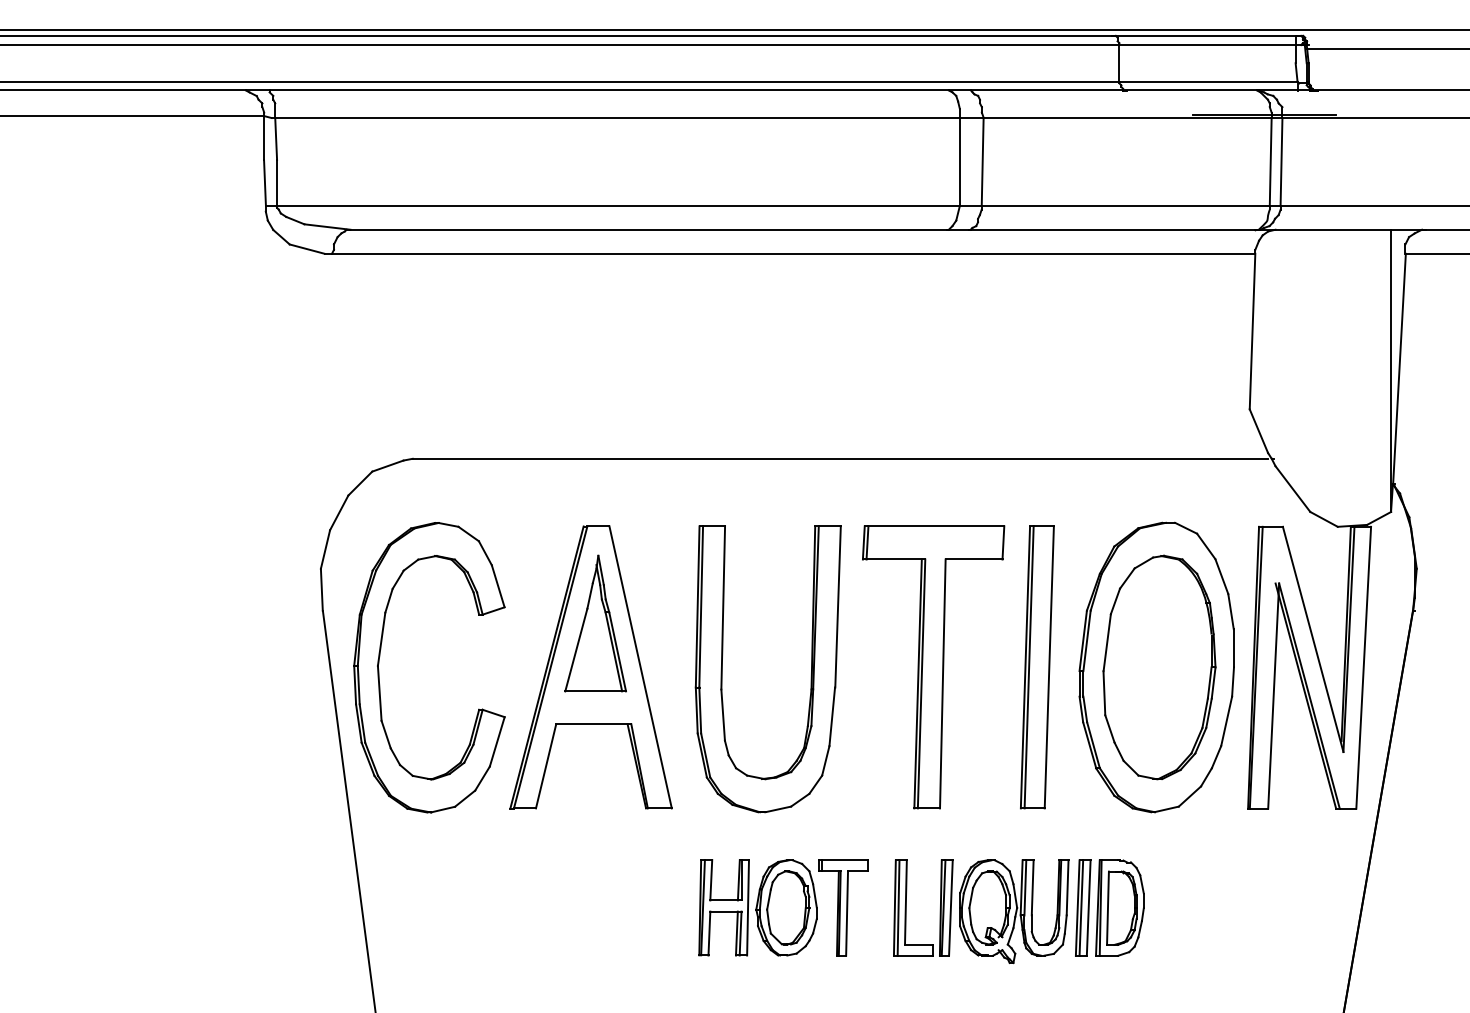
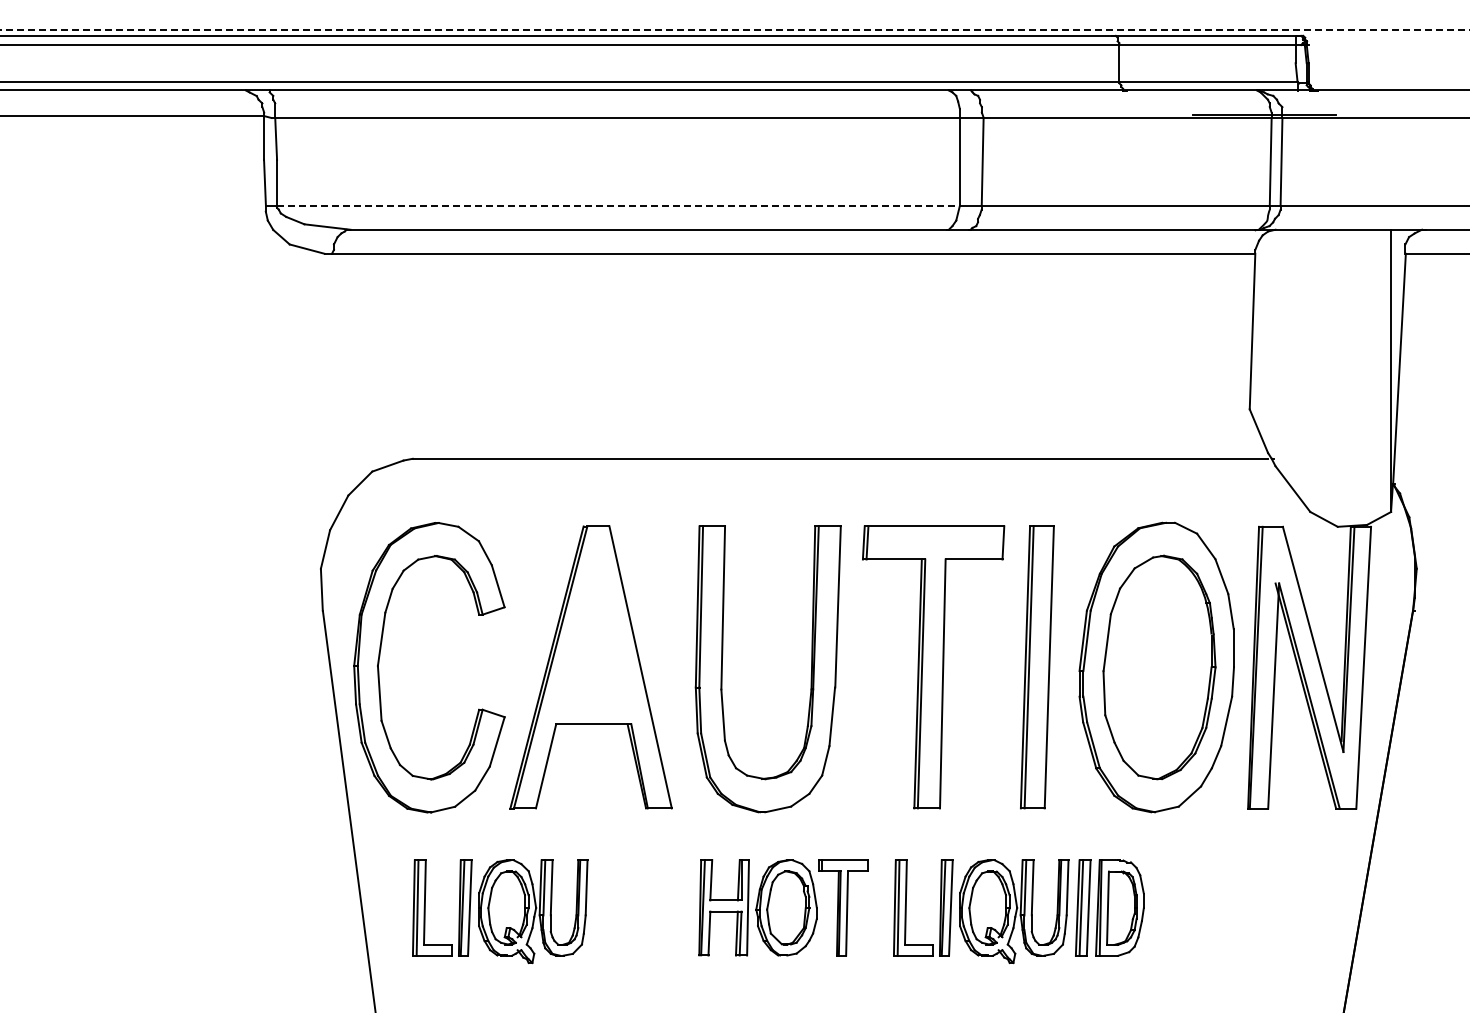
line: solid -> dashed (735, 30)
line: present -> none (1386, 48)
line: solid -> dashed (619, 205)
part: present -> none (595, 623)
part: none -> present (500, 911)
